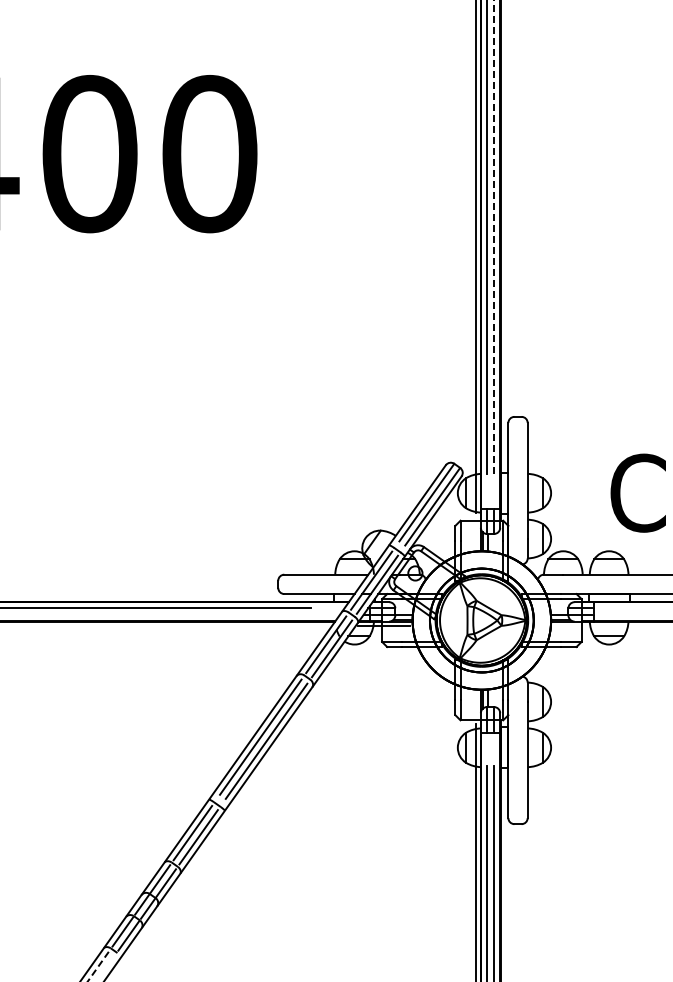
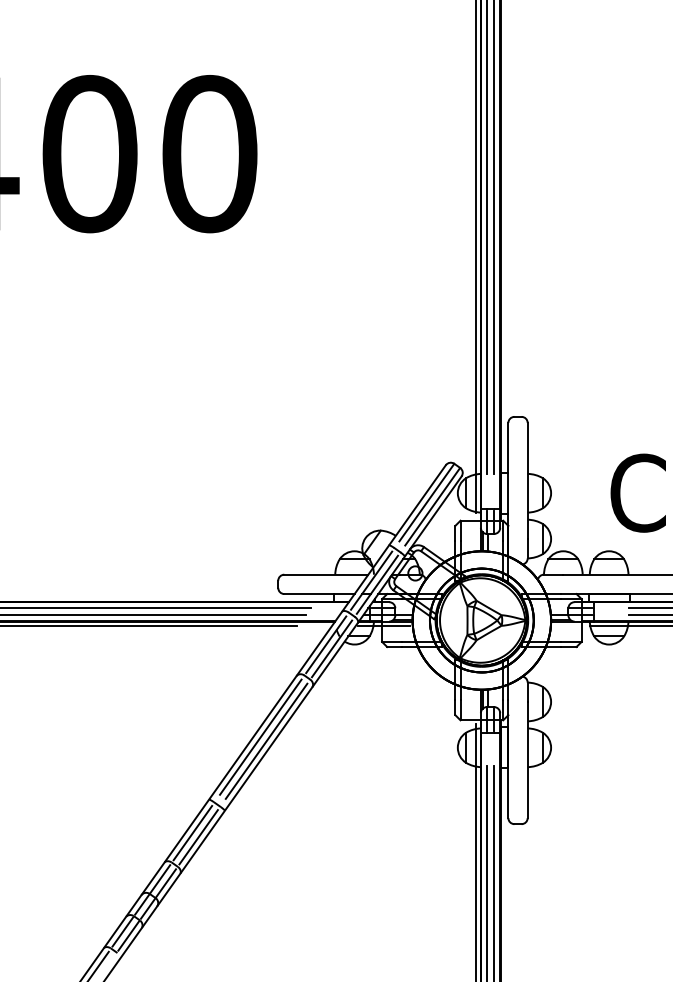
line: dashed -> solid (494, 237)
line: none -> present (648, 608)
line: none -> present (154, 615)
line: none -> present (648, 615)
line: none -> present (149, 626)
line: none -> present (629, 626)
line: dashed -> solid (97, 967)
